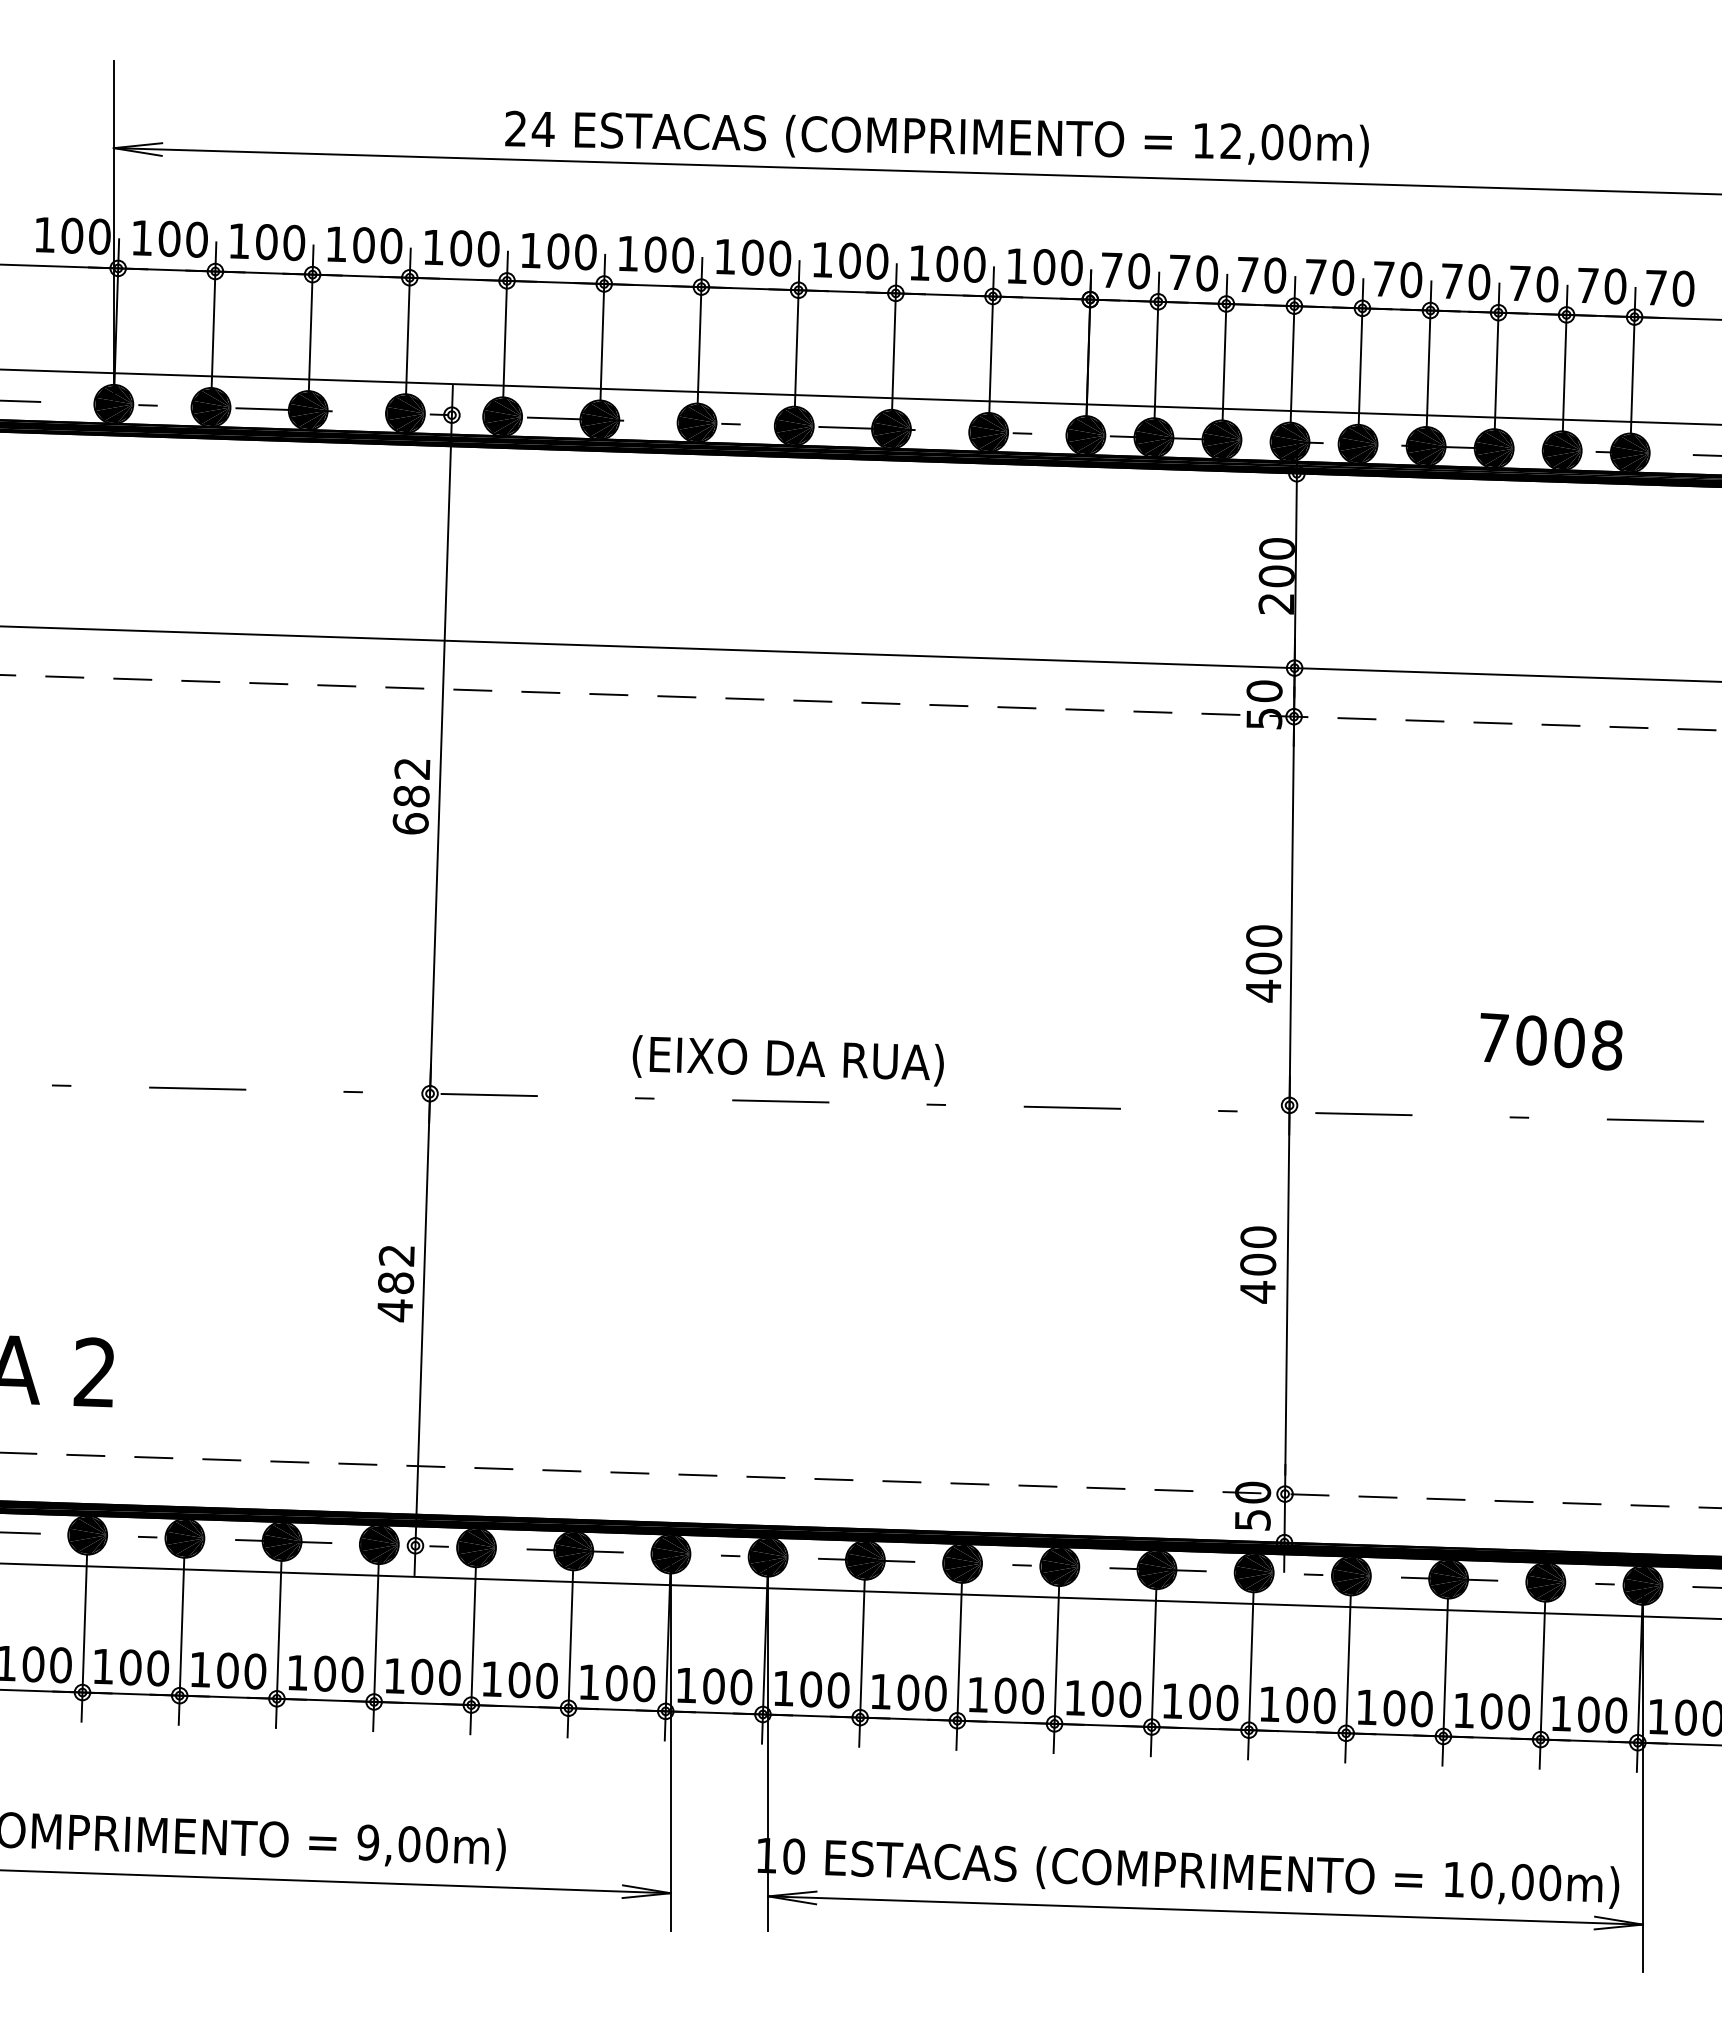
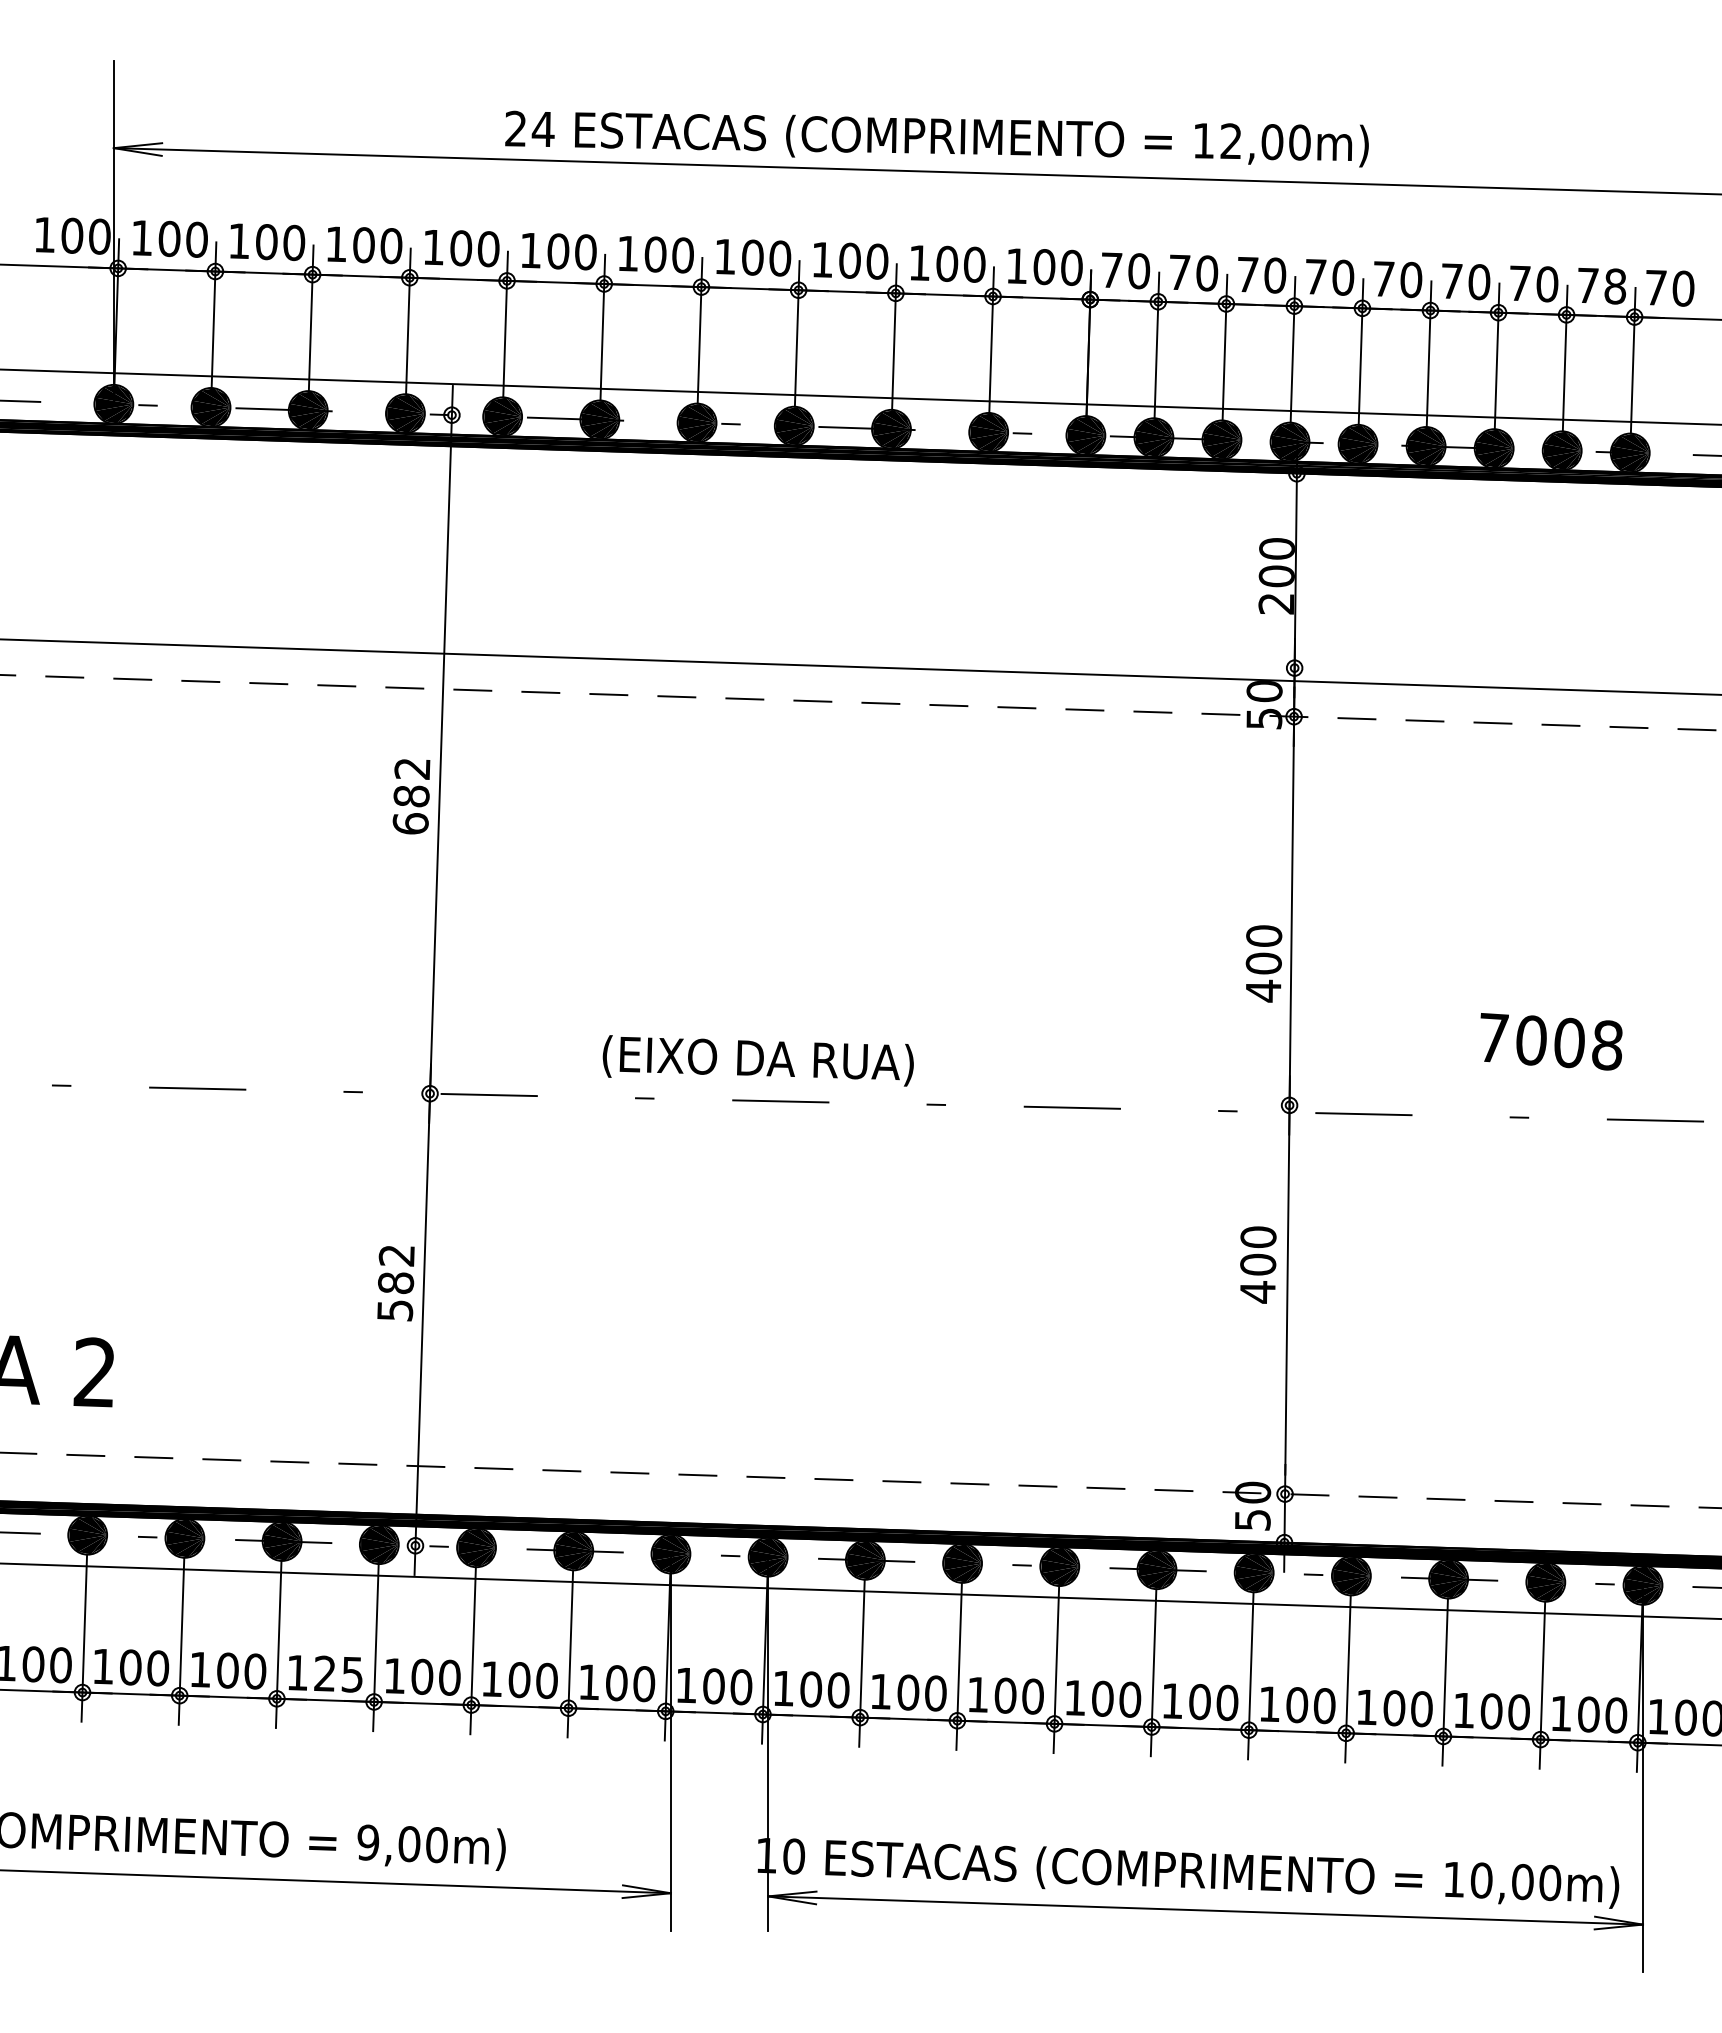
text: 70 -> 78 (1615, 286)
line position: (860, 653) -> (860, 666) (860, 666)
text position: (787, 1060) -> (757, 1060) (757, 1060)
text: 482 -> 582 (395, 1310)
text: 100 -> 125 (338, 1673)
